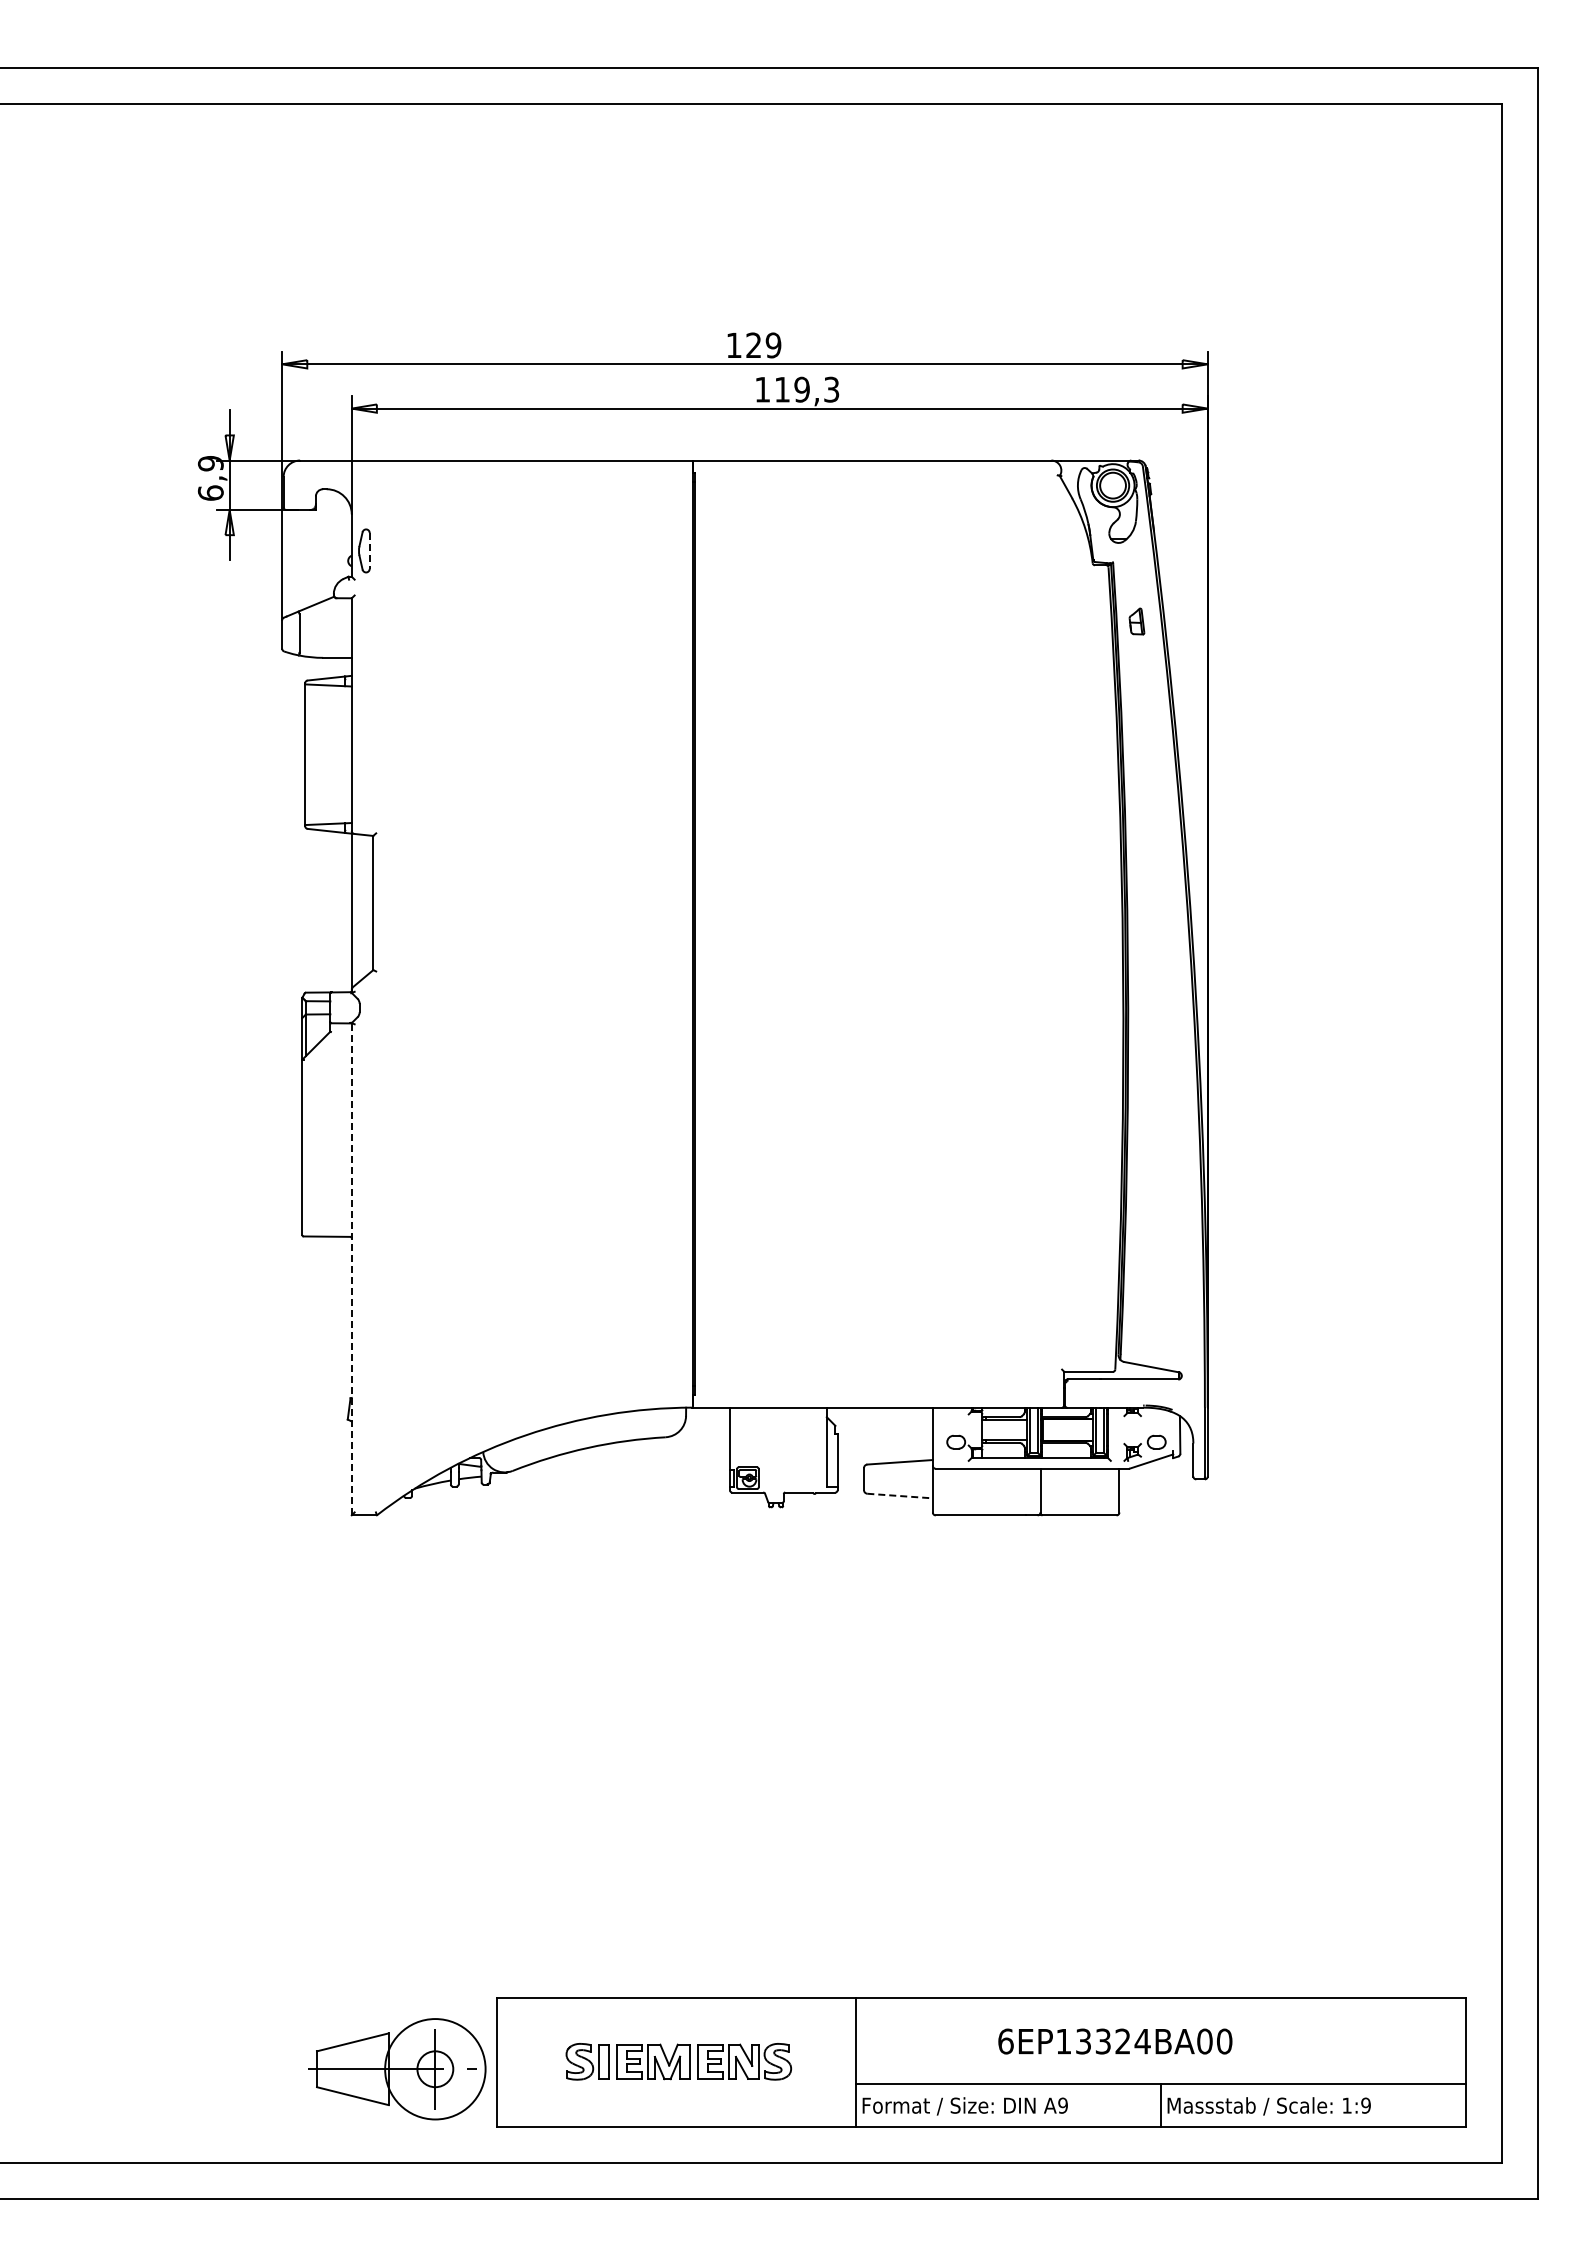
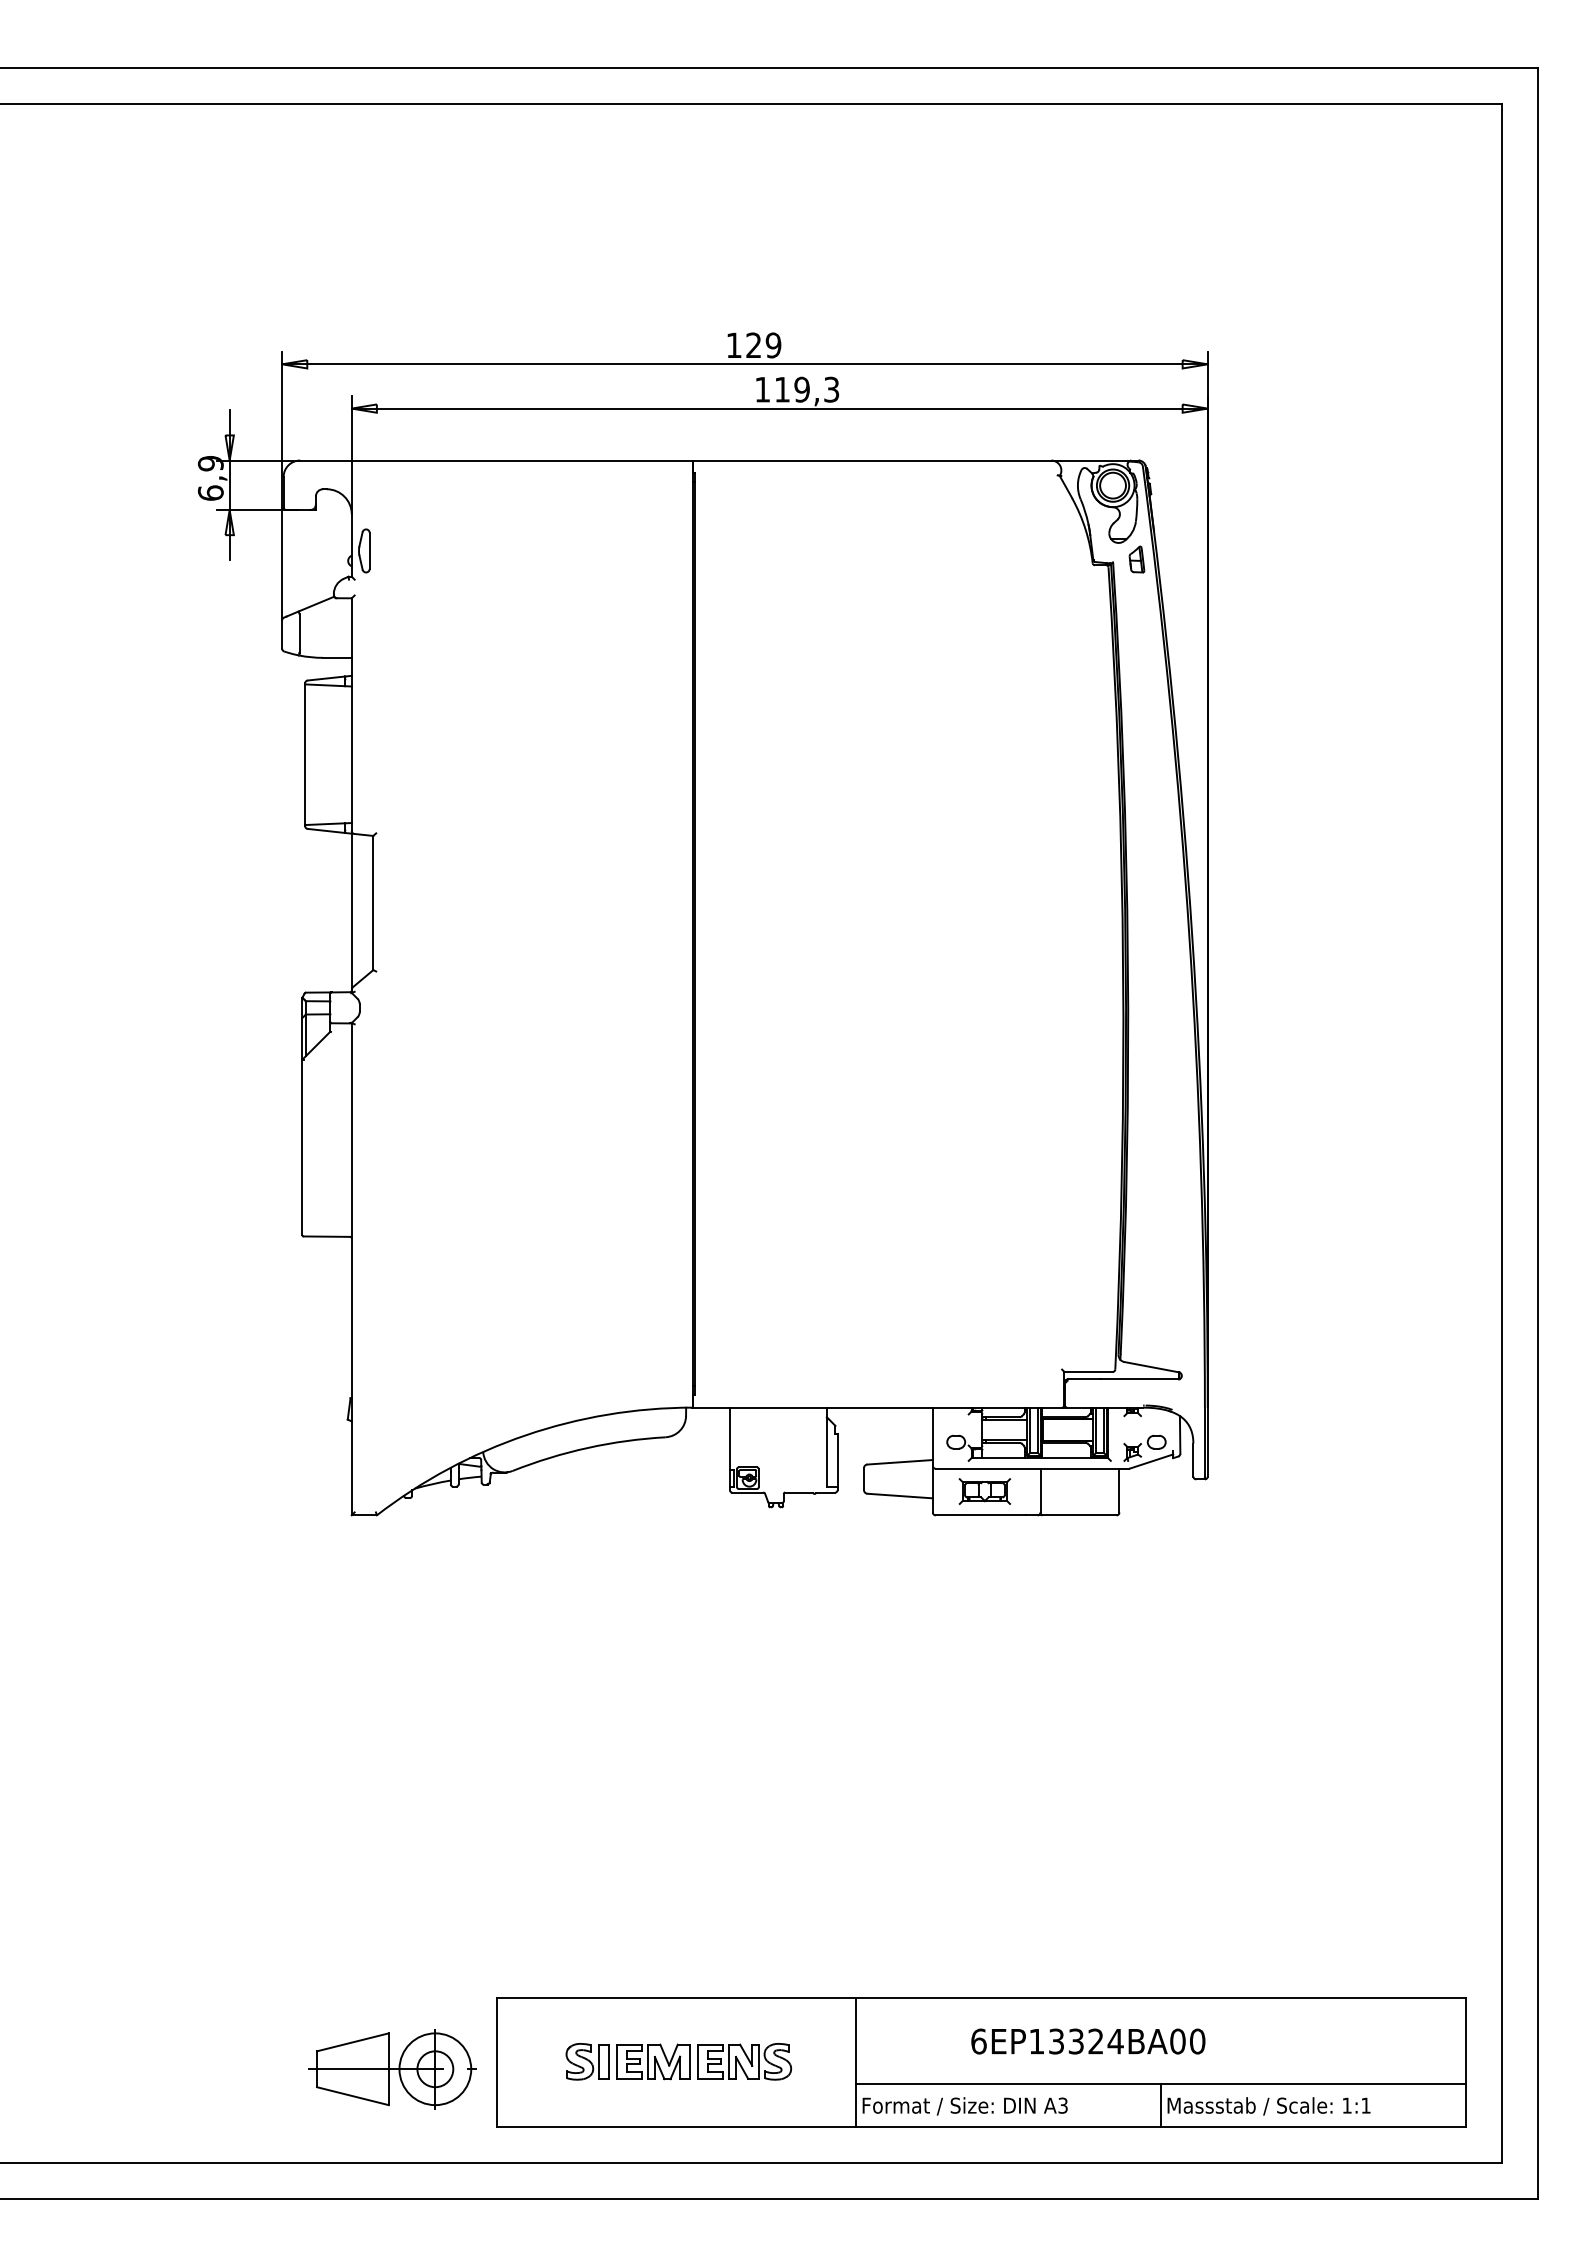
line: dashed -> solid (369, 550)
part position: (1136, 621) -> (1136, 559) (1136, 559)
line: dashed -> solid (351, 1268)
part: none -> present (984, 1491)
line: dashed -> solid (900, 1496)
text position: (1115, 2041) -> (1088, 2041) (1088, 2041)
circle diameter: 100 px -> 72 px (435, 2069)
text: A9 -> A3 (1062, 2105)
text: 1:9 -> 1:1 (1365, 2105)
